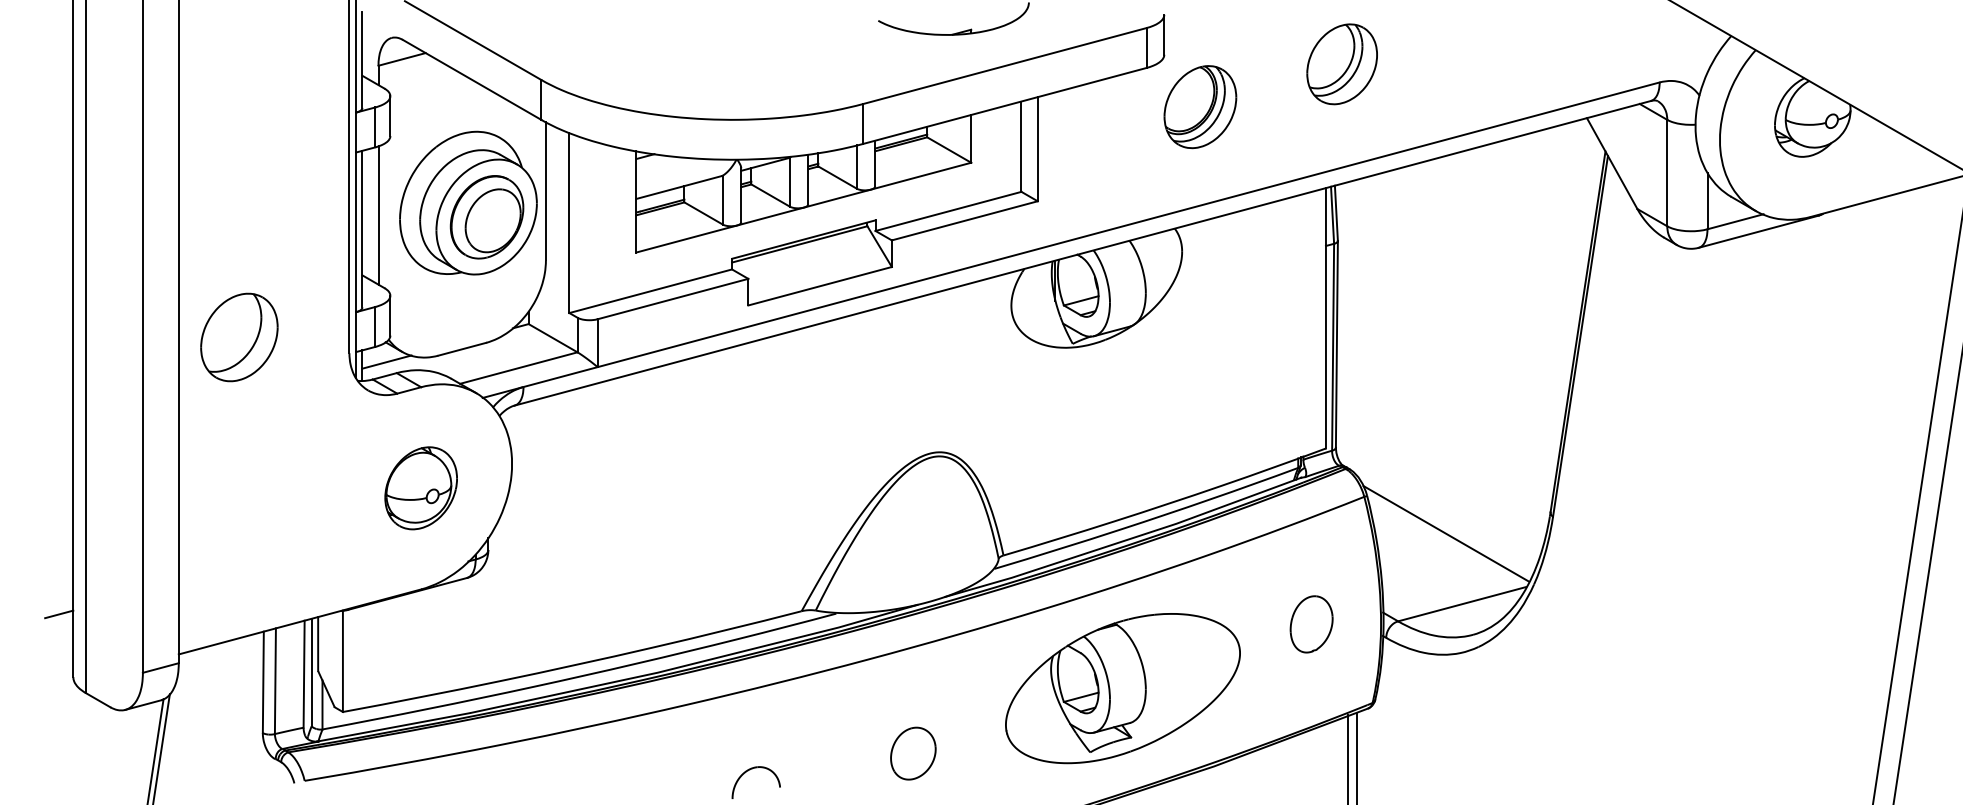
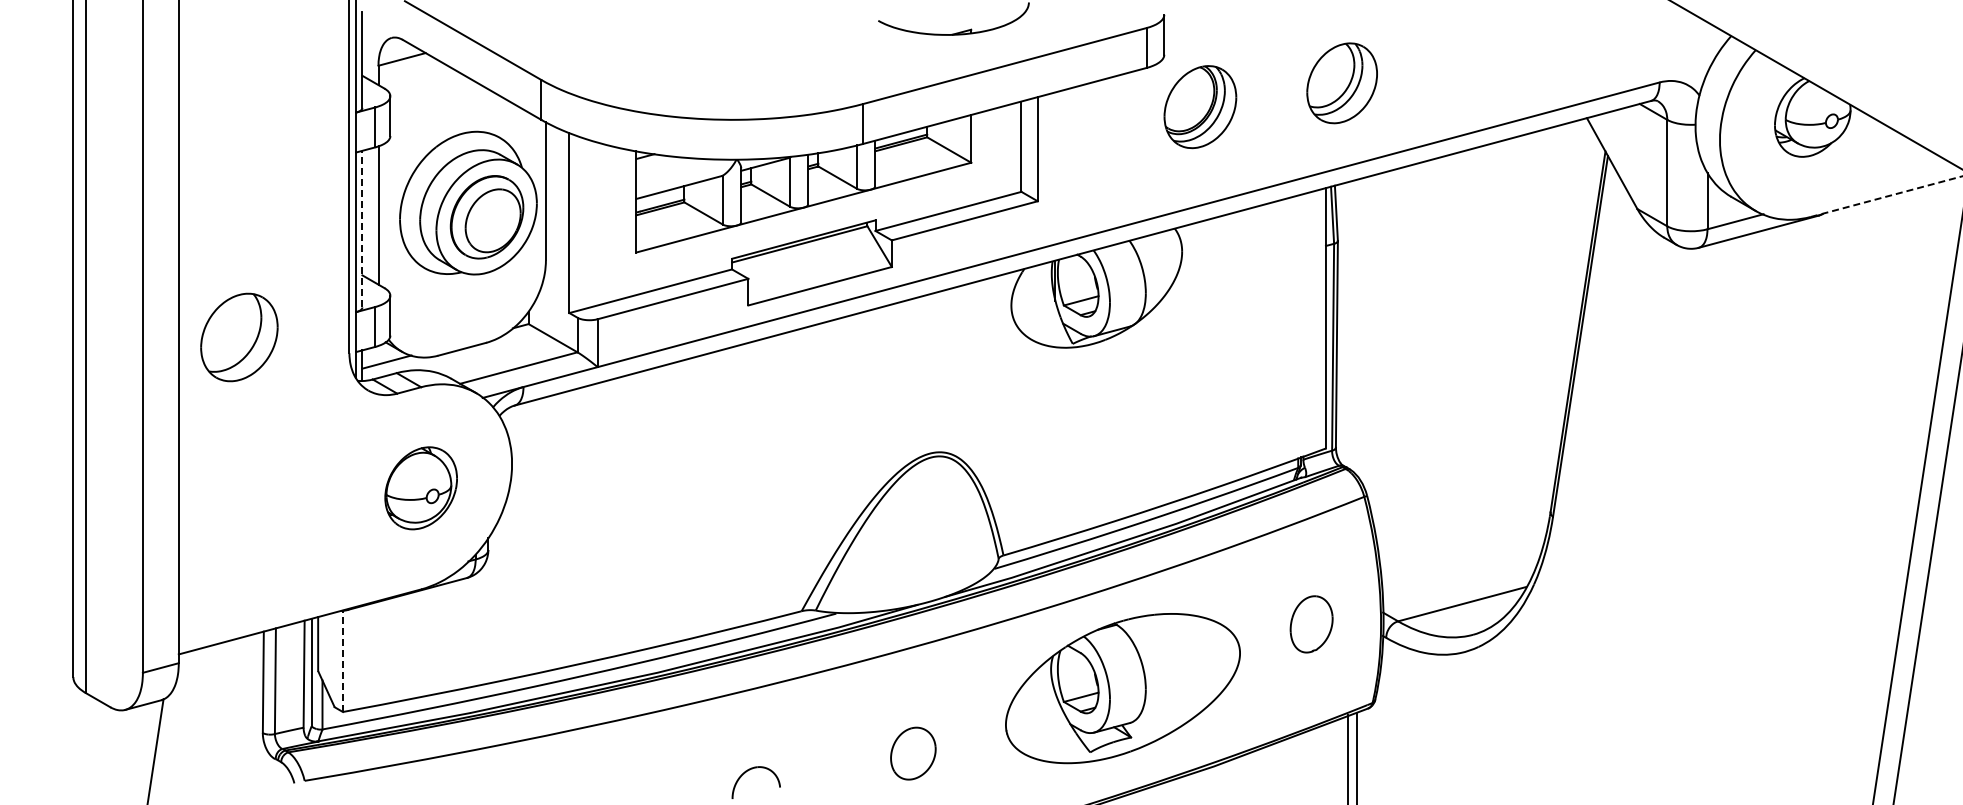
part position: (1341, 64) -> (1341, 83) (1341, 83)
line: solid -> dashed (1886, 196)
line: solid -> dashed (362, 228)
line: present -> none (1445, 533)
line: present -> none (59, 614)
line: solid -> dashed (342, 661)
line: present -> none (161, 747)
